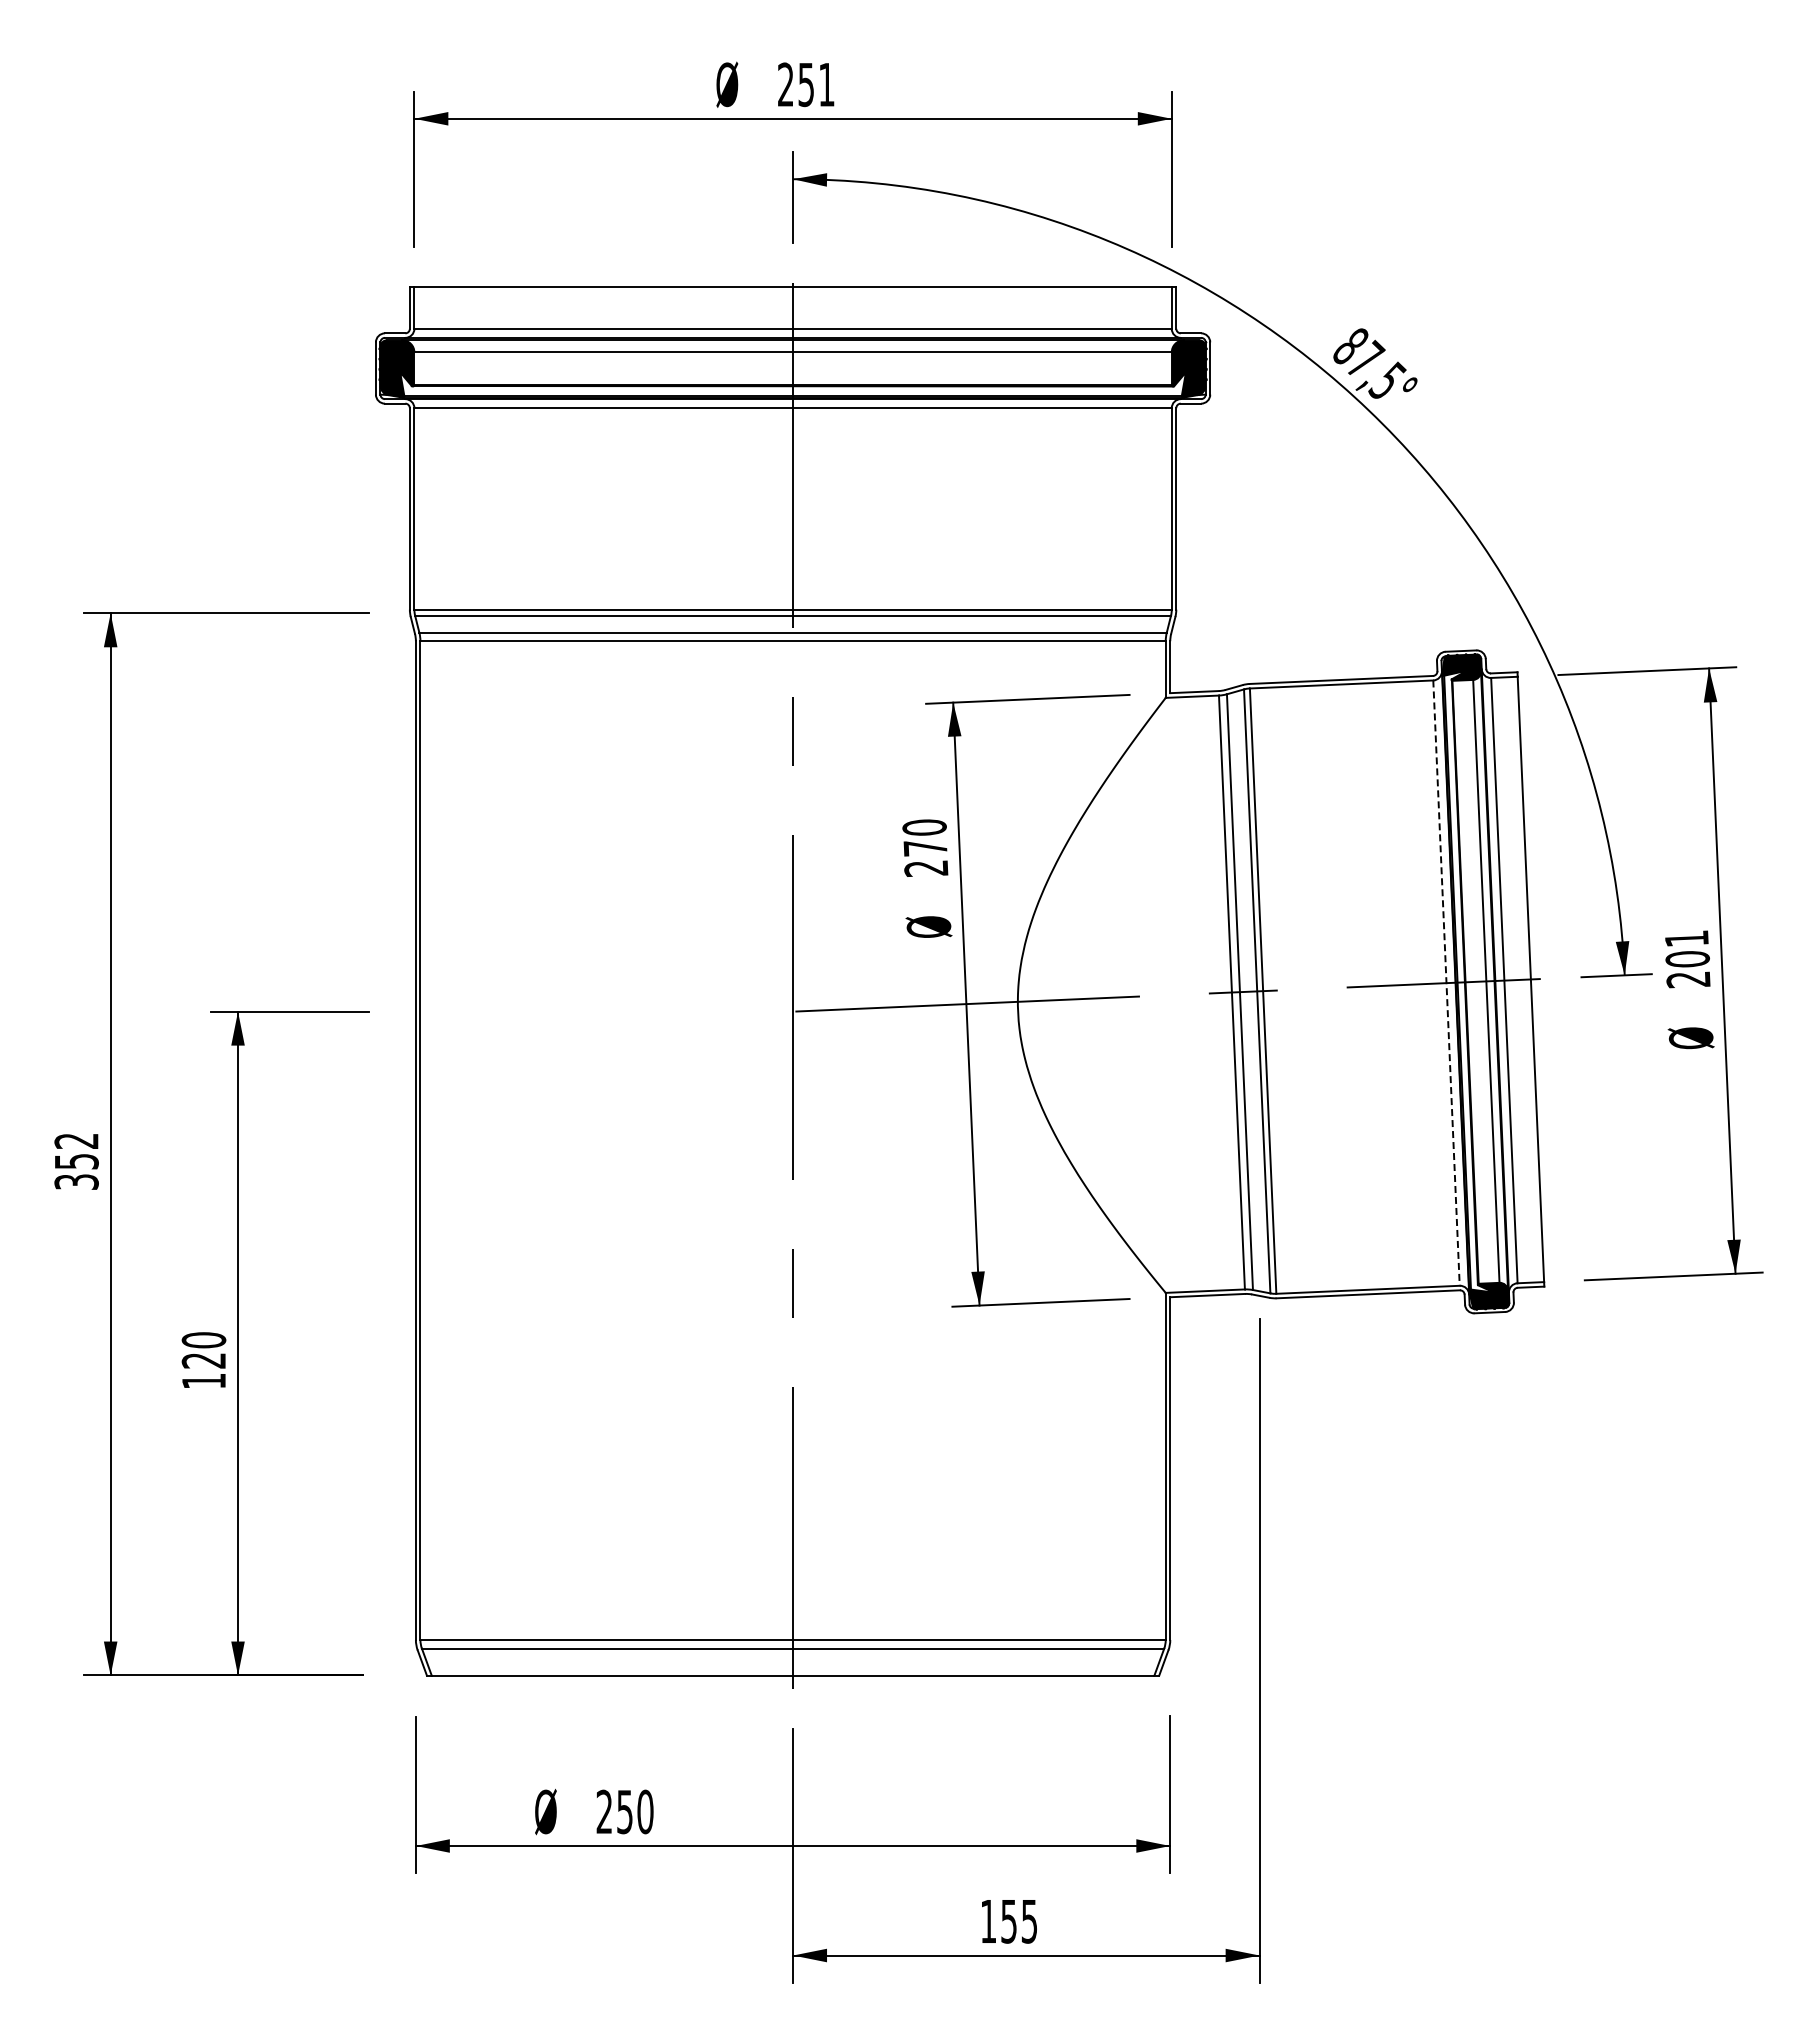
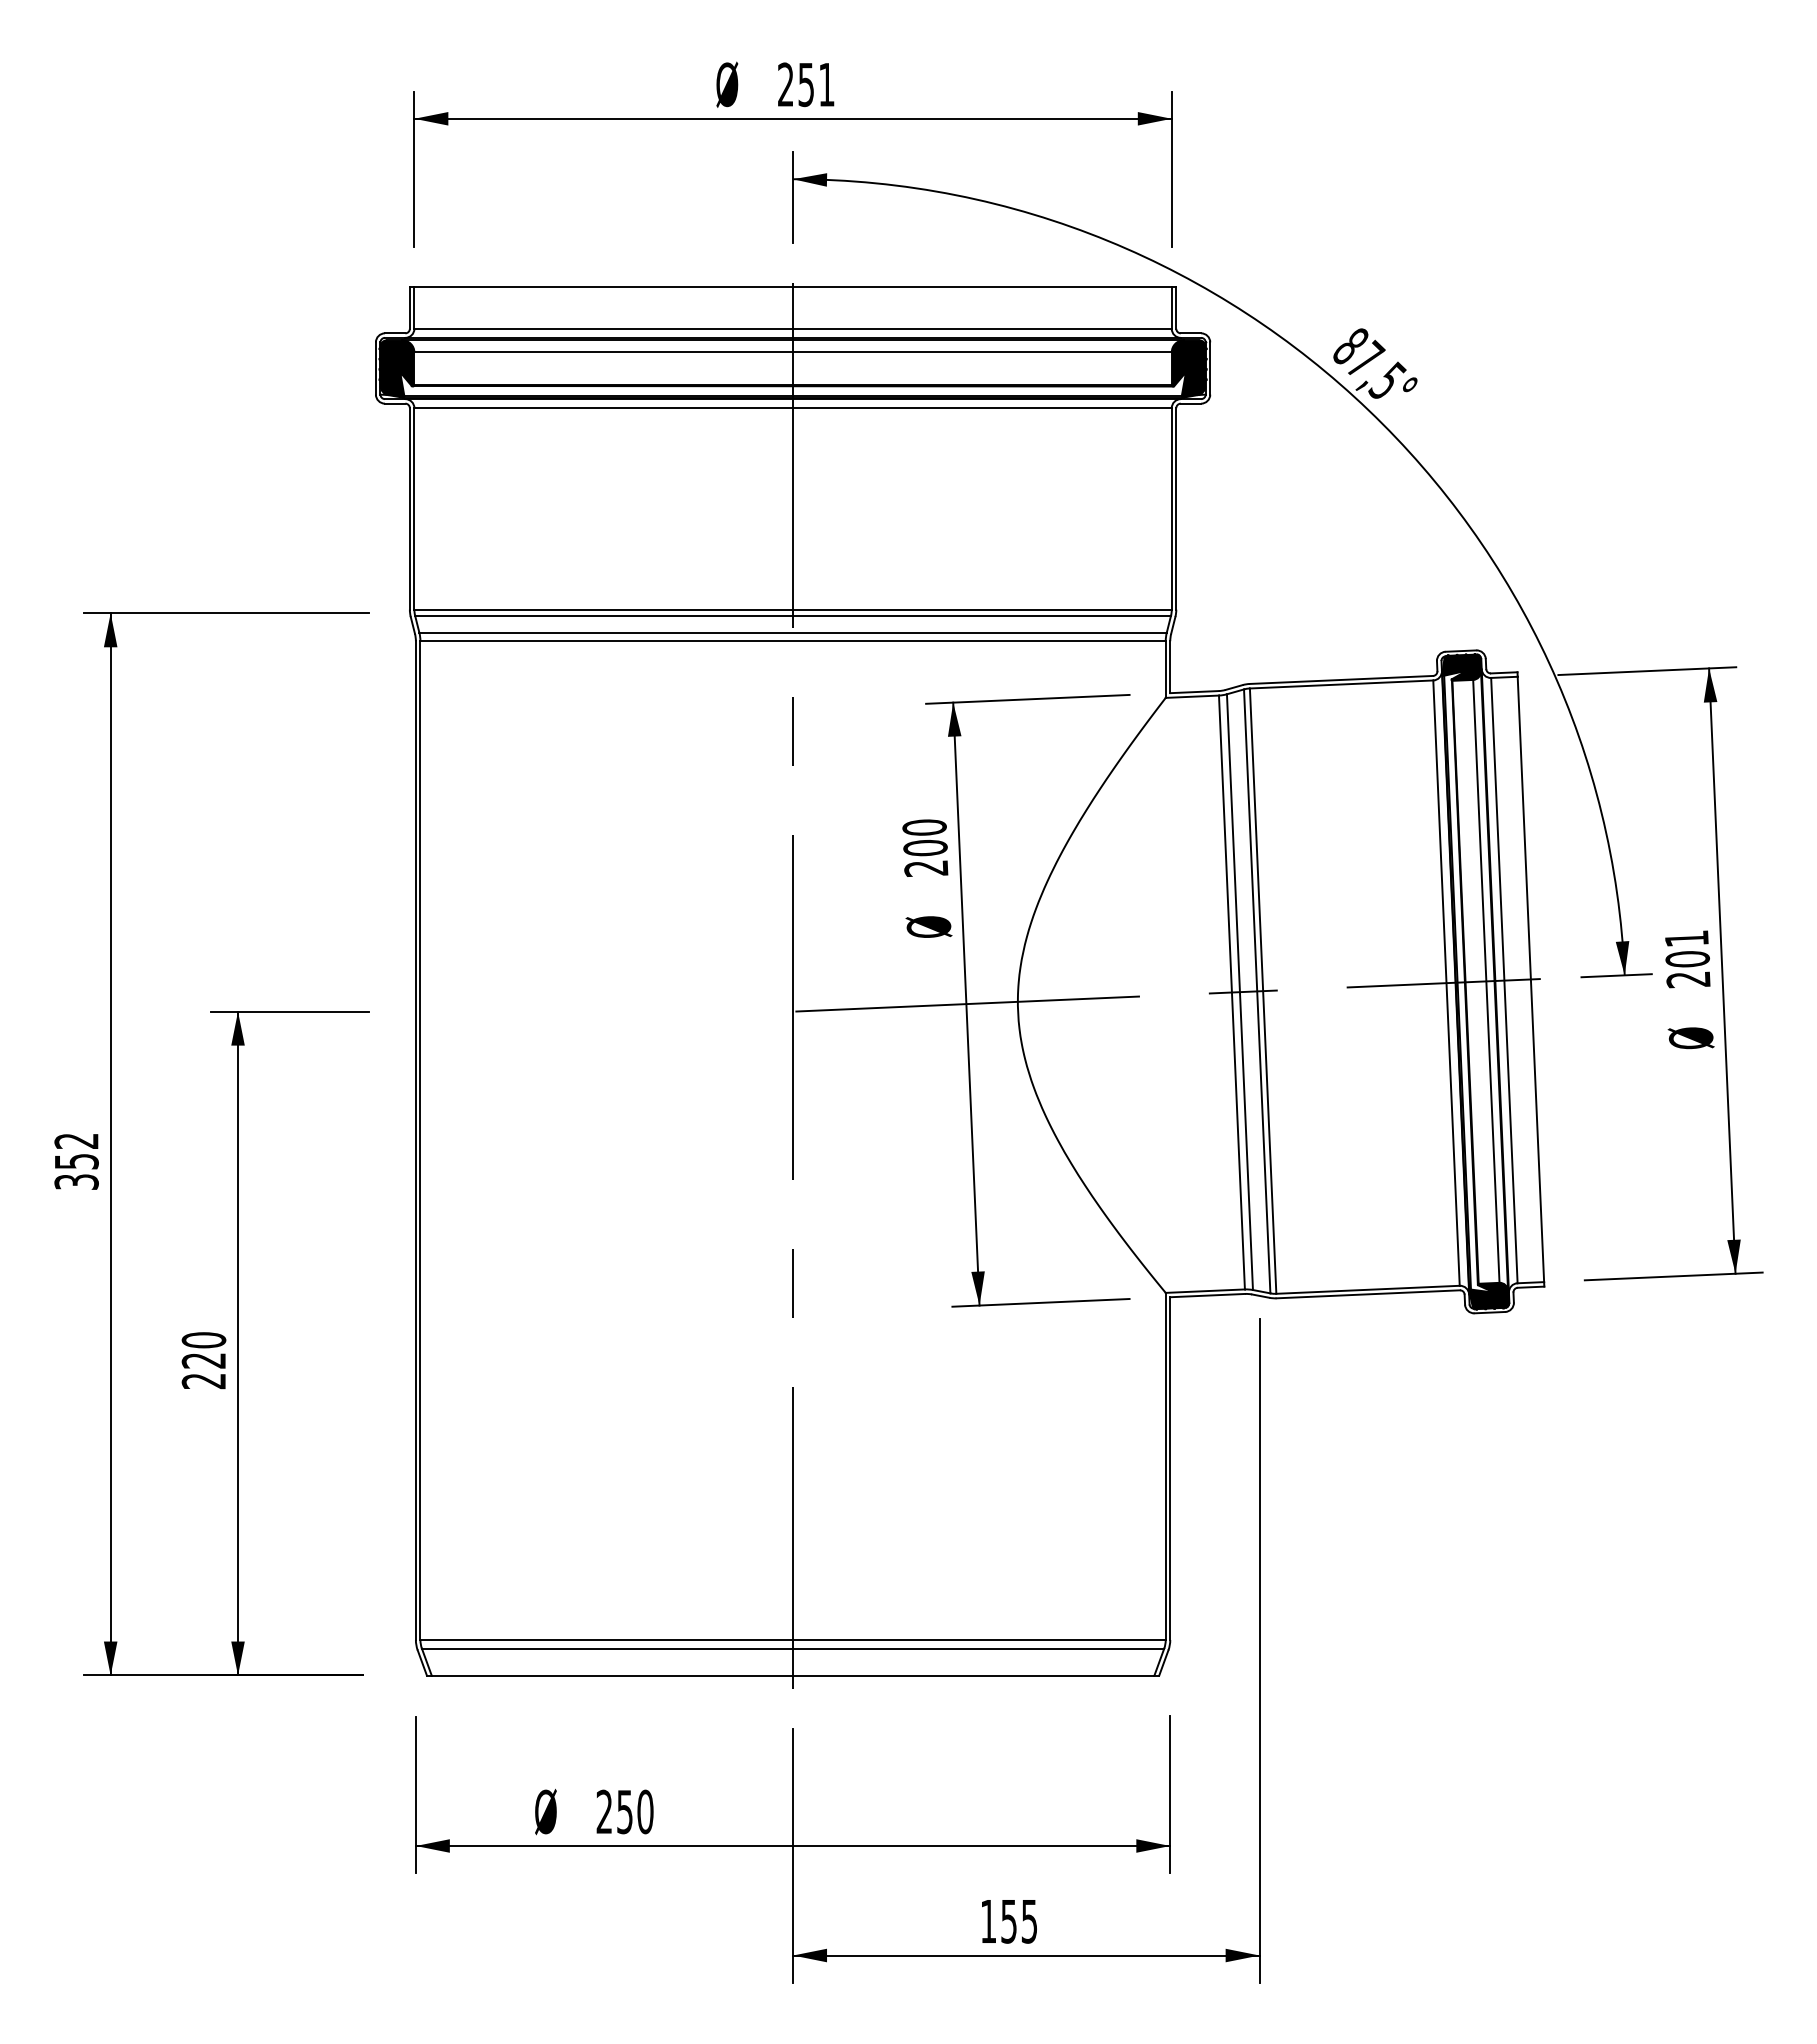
text: 270 -> 200 (925, 847)
line: dashed -> solid (1446, 983)
text: 120 -> 220 (203, 1381)
